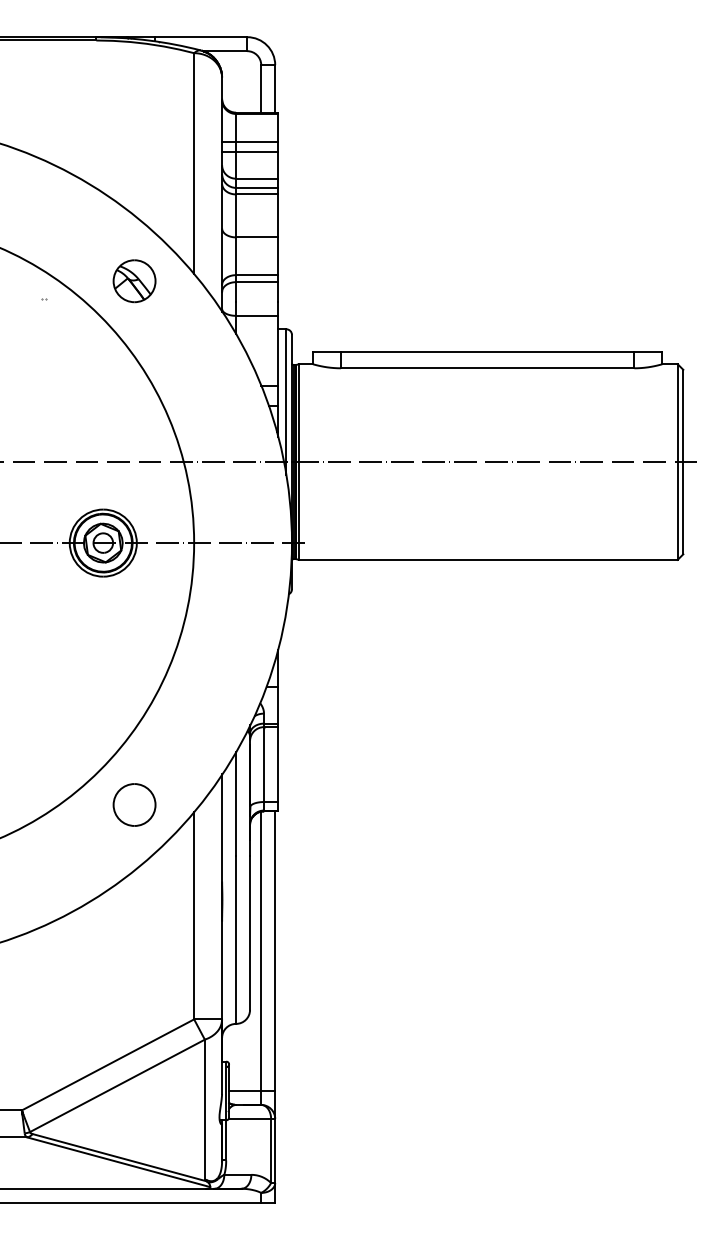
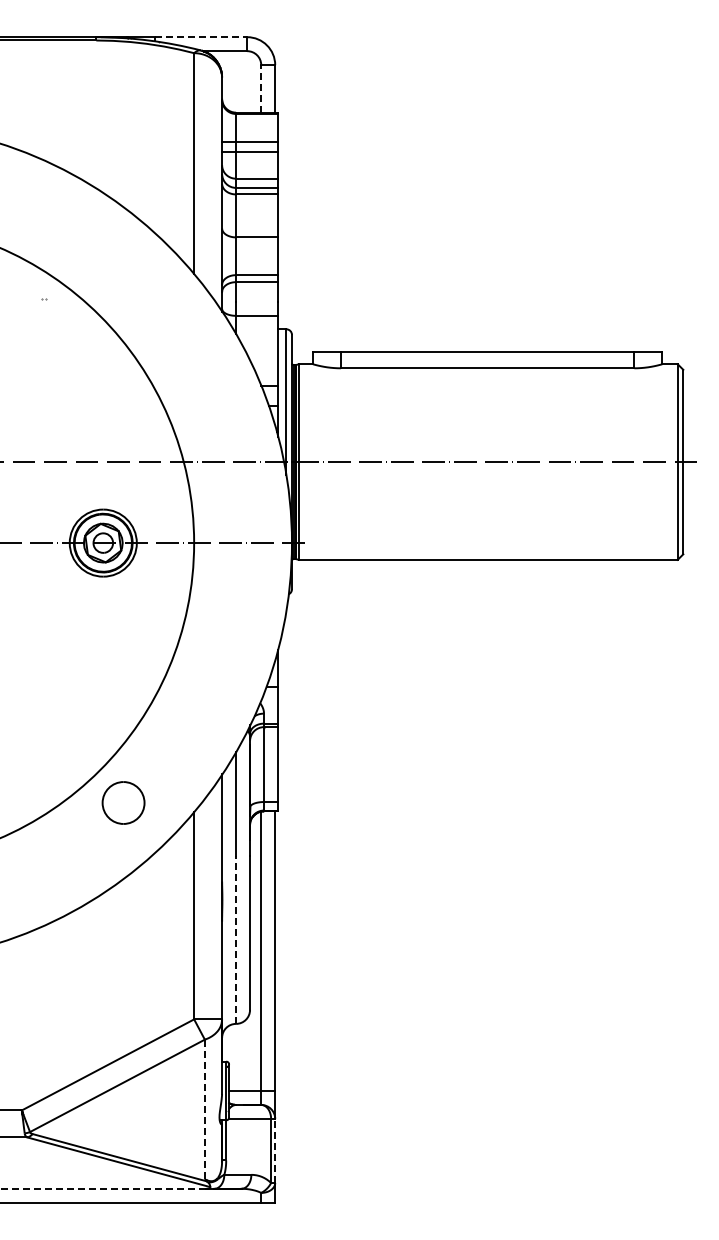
line: solid -> dashed (201, 37)
line: solid -> dashed (261, 88)
part: present -> none (134, 281)
part position: (134, 804) -> (123, 802) (123, 802)
line: solid -> dashed (236, 940)
line: solid -> dashed (204, 1109)
line: solid -> dashed (275, 1150)
line: solid -> dashed (103, 1188)
